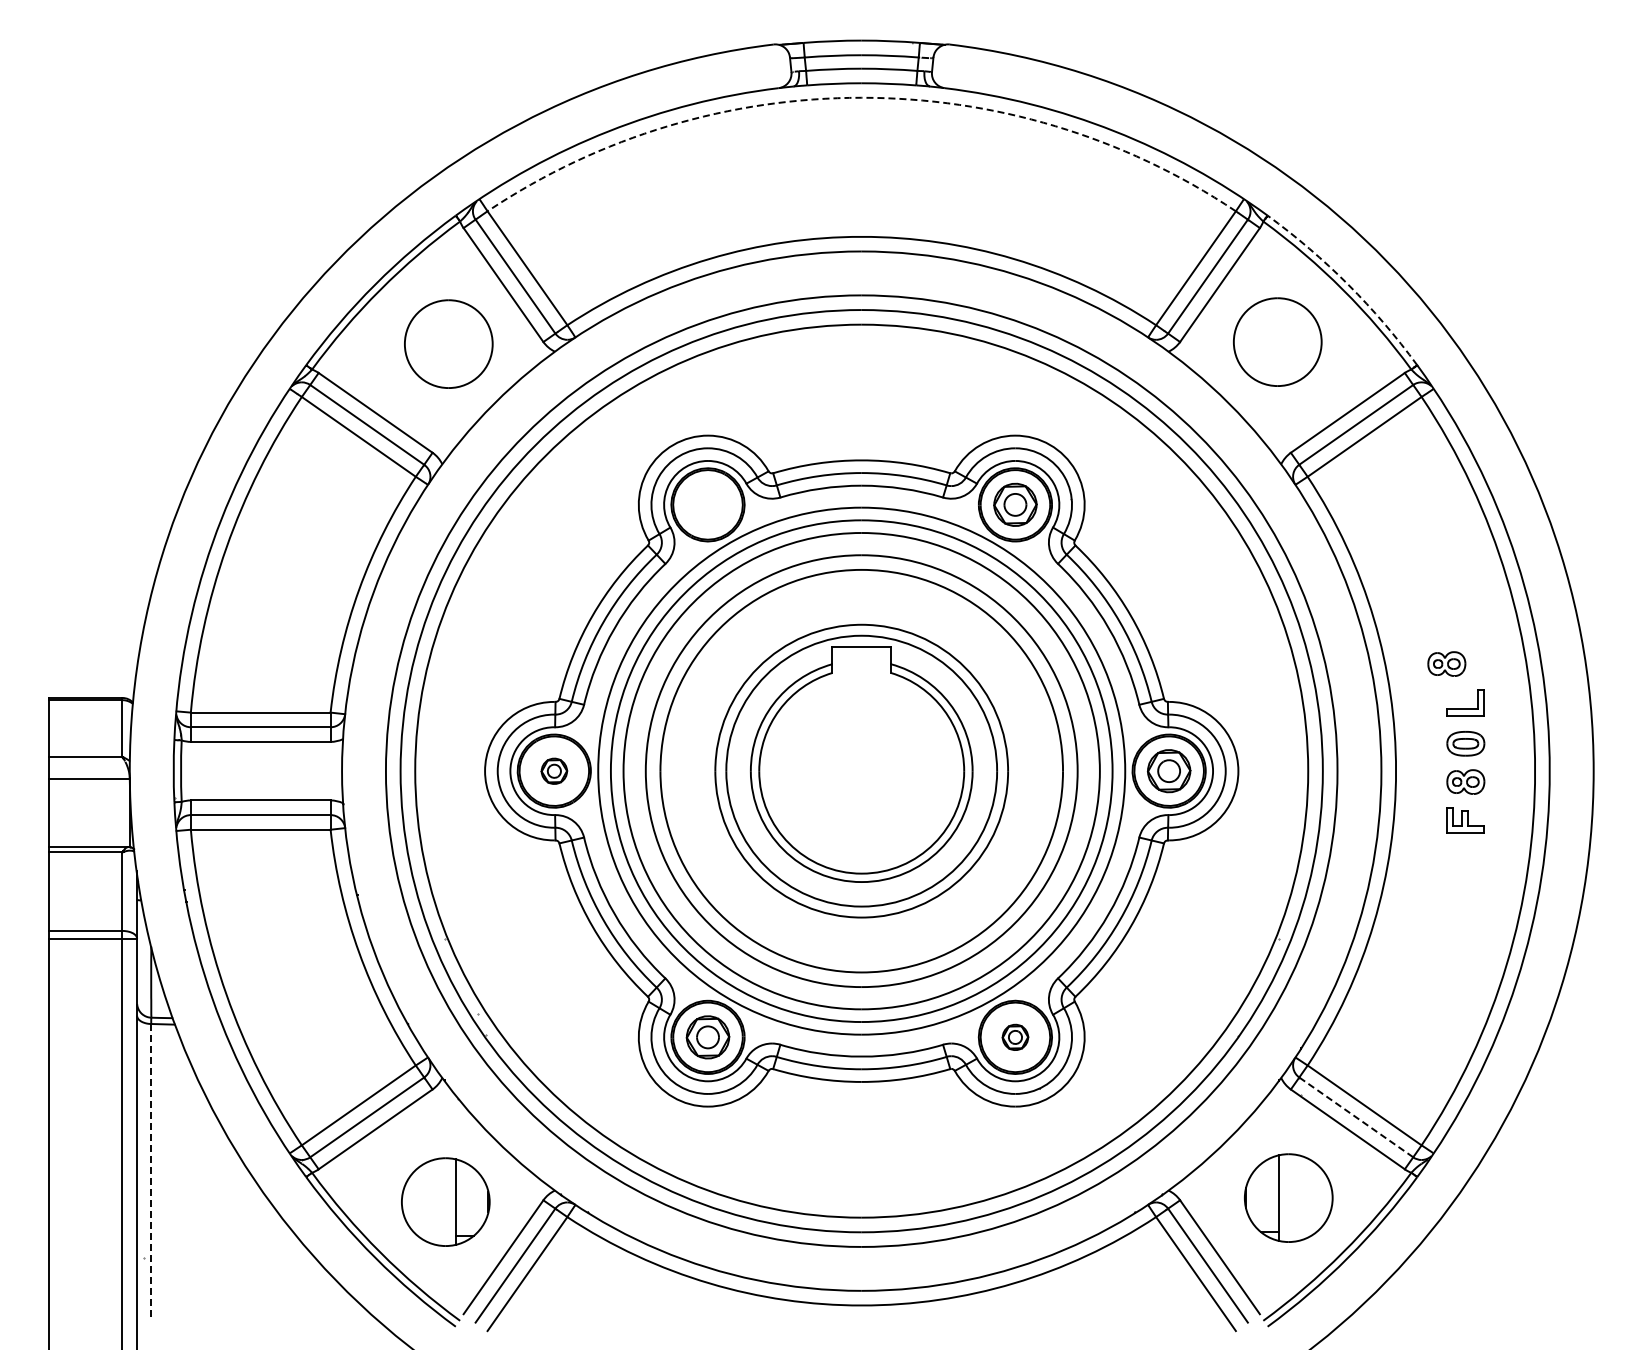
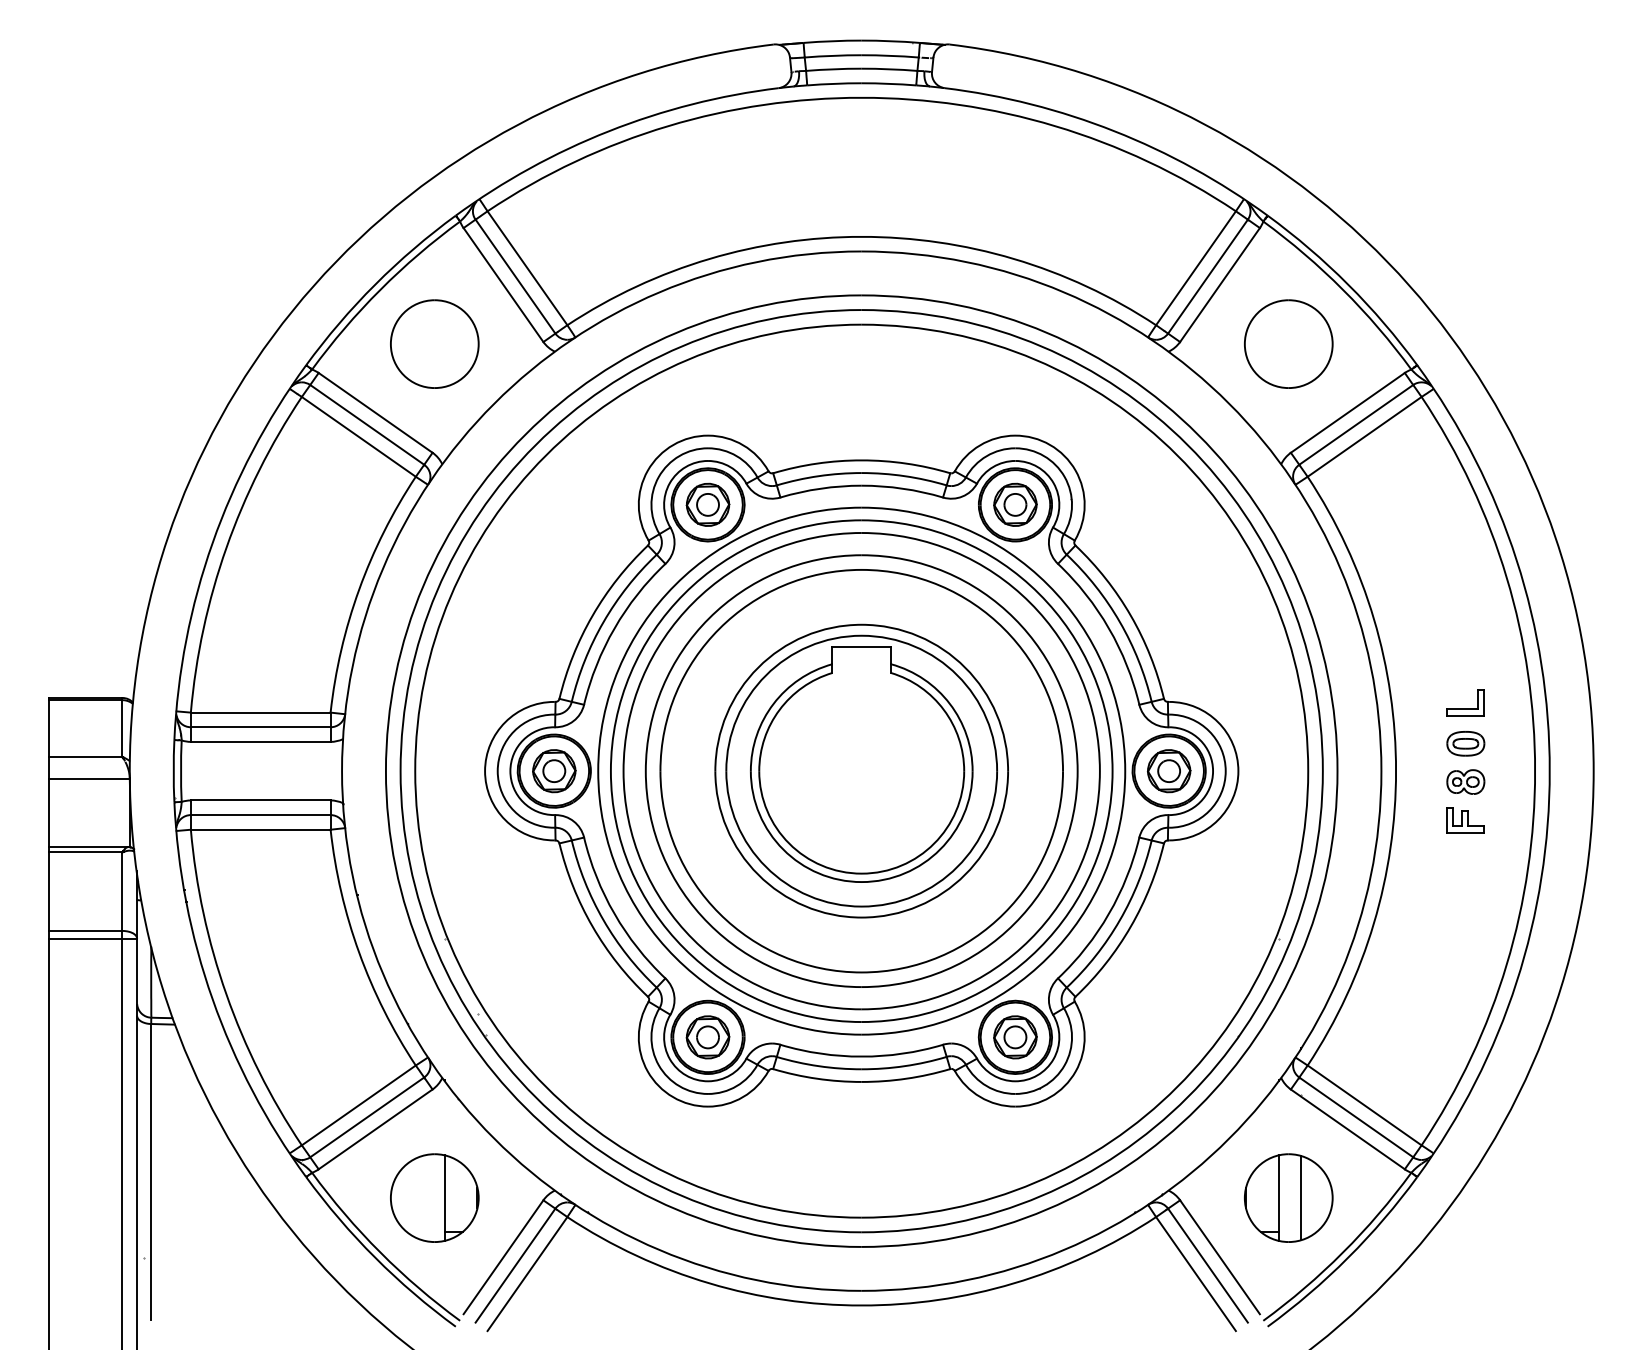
arc: dashed -> solid (861, 97)
arc: dashed -> solid (1348, 284)
part position: (1277, 341) -> (1288, 343) (1288, 343)
part position: (448, 343) -> (434, 343) (434, 343)
part: none -> present (707, 504)
part: present -> none (1446, 663)
part size: 29x28 px -> 45x45 px (554, 771)
part size: 29x28 px -> 45x45 px (1015, 1037)
line: dashed -> solid (1356, 1117)
line: dashed -> solid (151, 1172)
line: none -> present (1300, 1198)
part position: (445, 1201) -> (434, 1197) (434, 1197)
